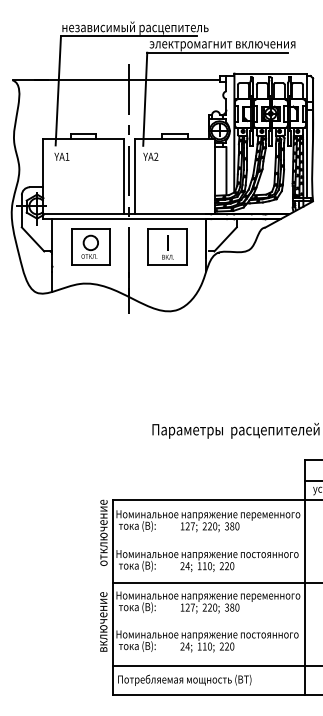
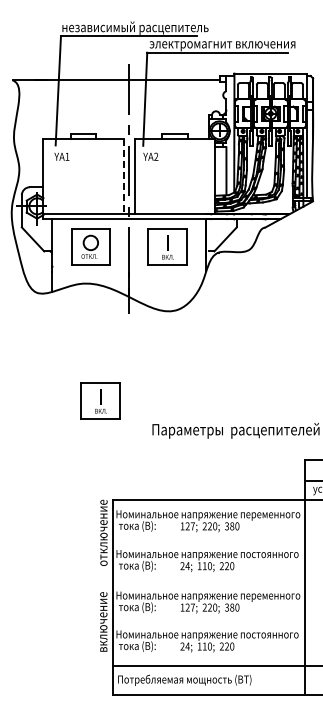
line: solid -> dashed (123, 176)
part: none -> present (100, 400)
line: present -> none (215, 582)
